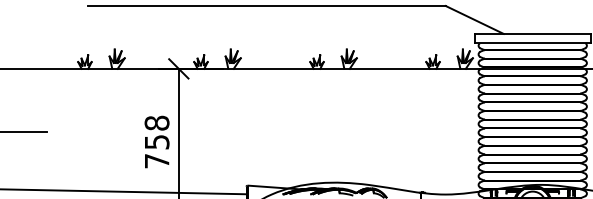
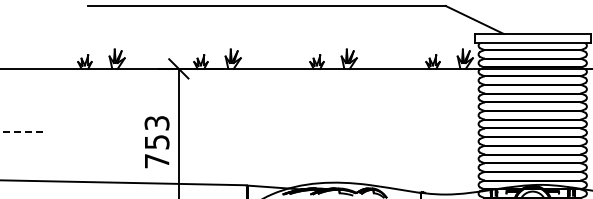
text: 758 -> 753 (156, 122)
line: solid -> dashed (23, 131)
line position: (124, 191) -> (124, 182) (124, 182)
